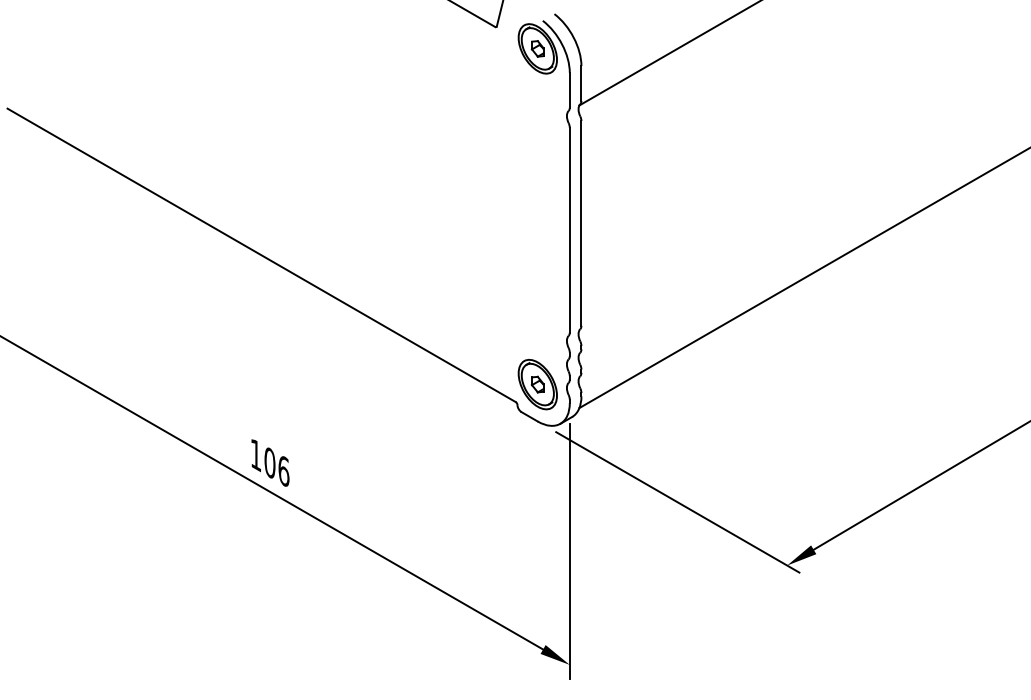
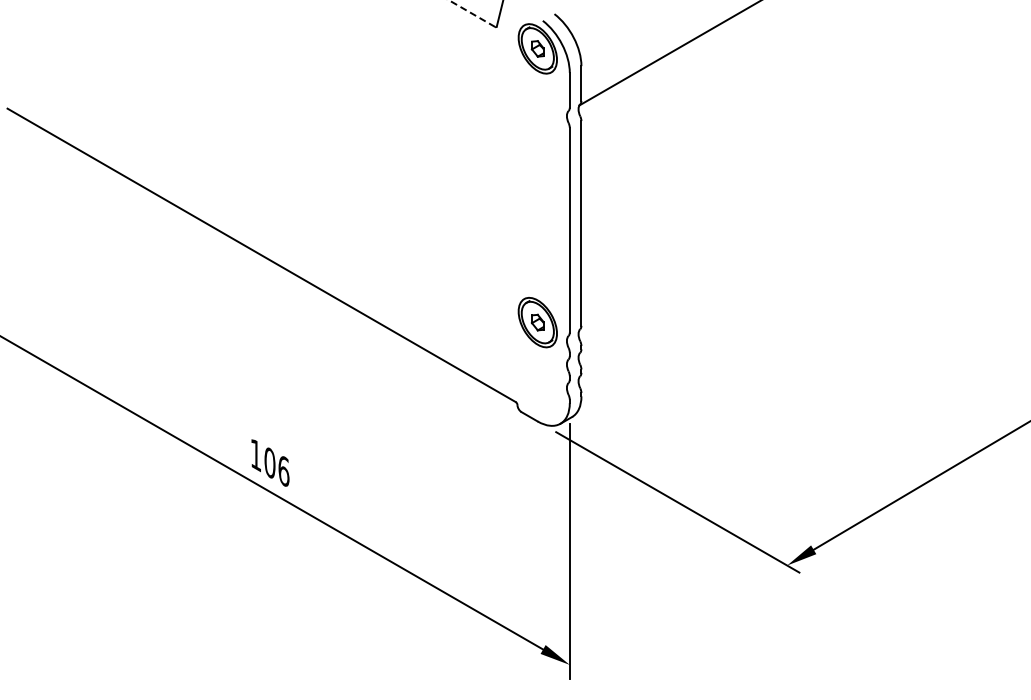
line: solid -> dashed (471, 13)
line: present -> none (803, 278)
part position: (537, 384) -> (537, 322) (537, 322)
